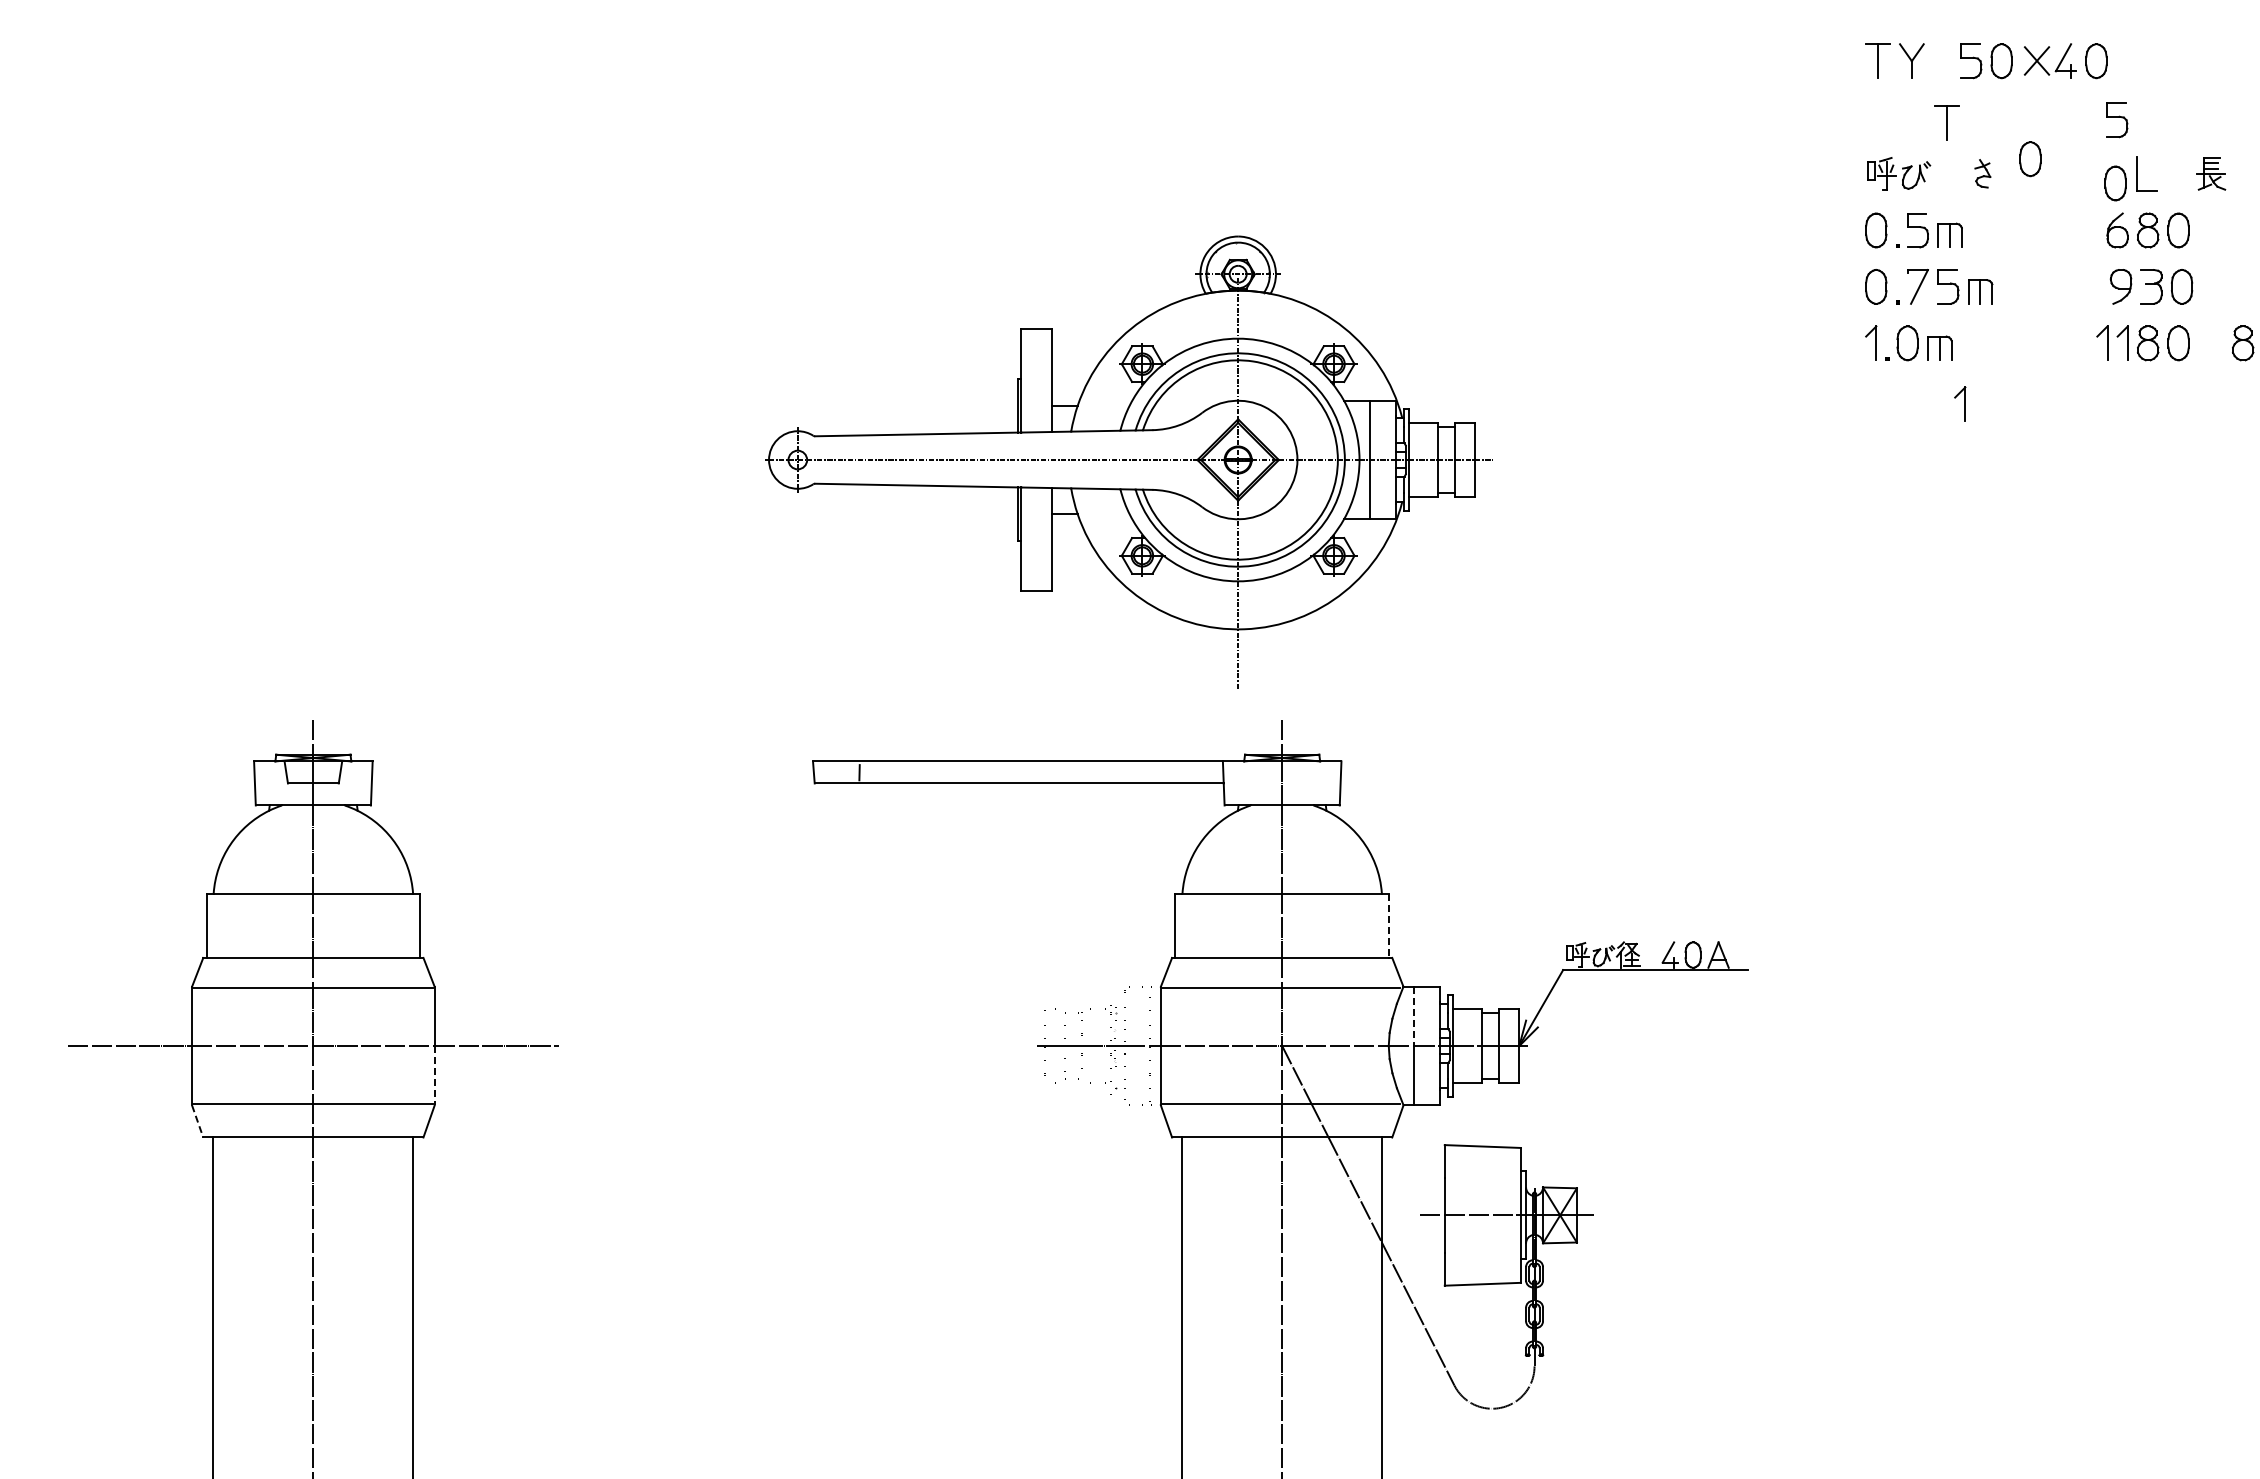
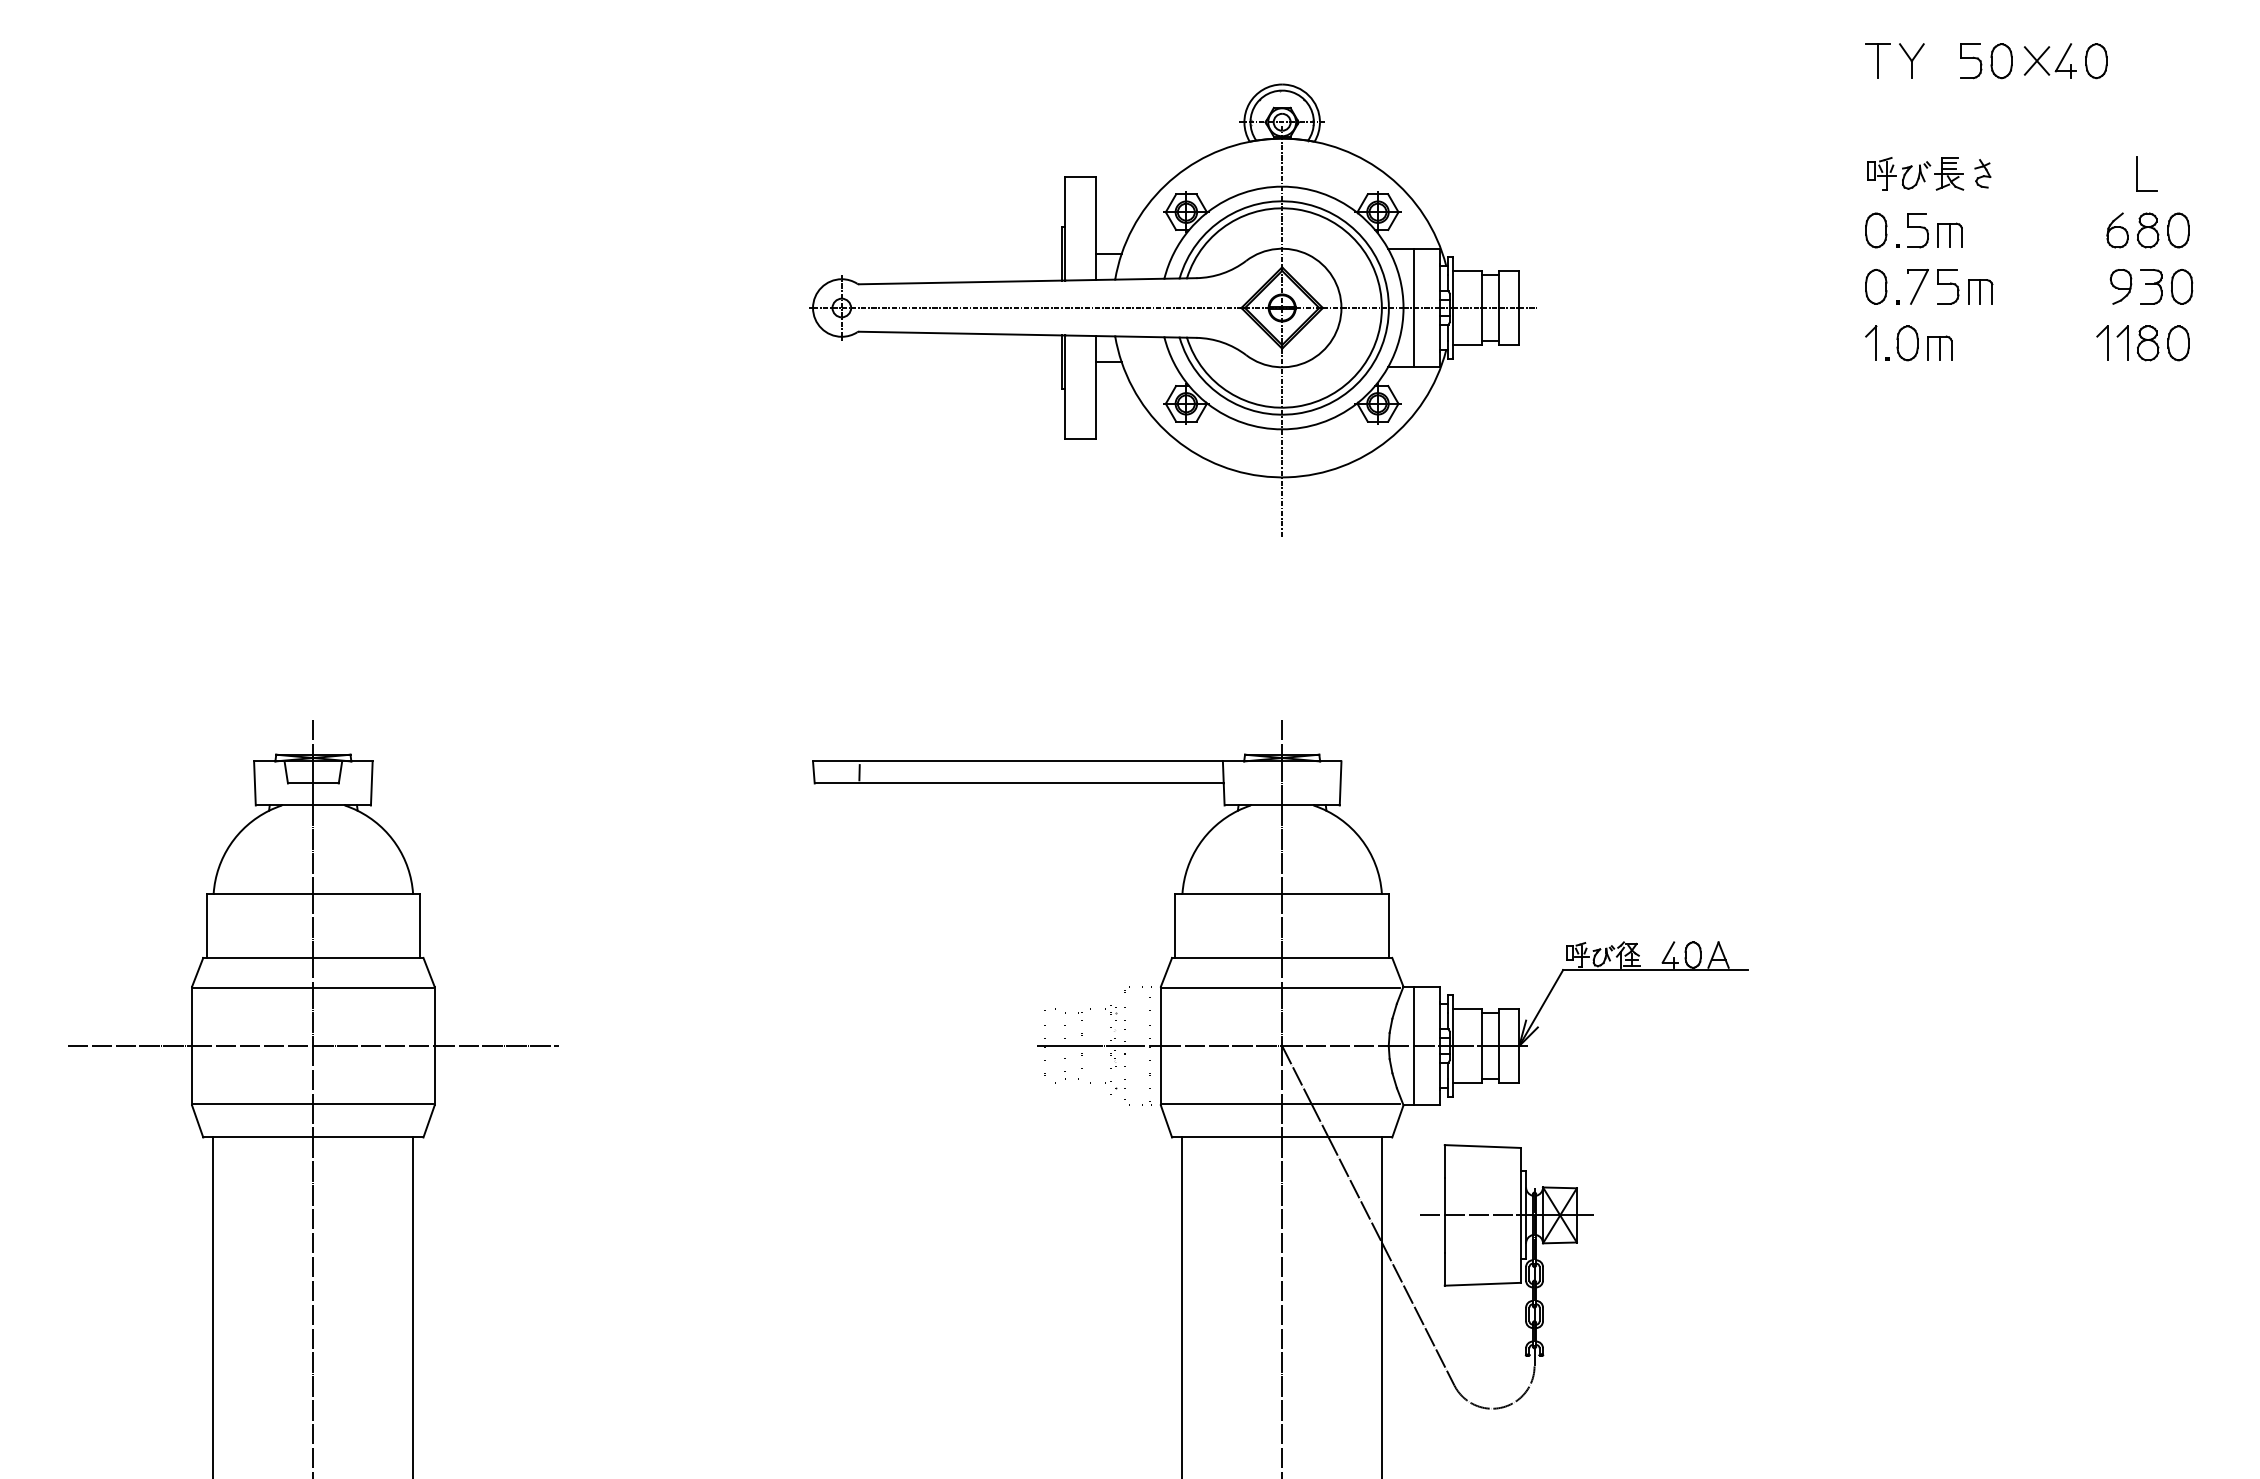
part: present -> none (2117, 120)
part: present -> none (1946, 122)
part: present -> none (2030, 159)
part position: (2211, 173) -> (1949, 173) (1949, 173)
part: present -> none (2115, 183)
part: present -> none (2243, 343)
part: present -> none (1960, 403)
part position: (1128, 461) -> (1172, 309) (1172, 309)
line: dashed -> solid (1388, 926)
line: dashed -> solid (1414, 1016)
line: dashed -> solid (434, 1075)
line: dashed -> solid (197, 1121)
